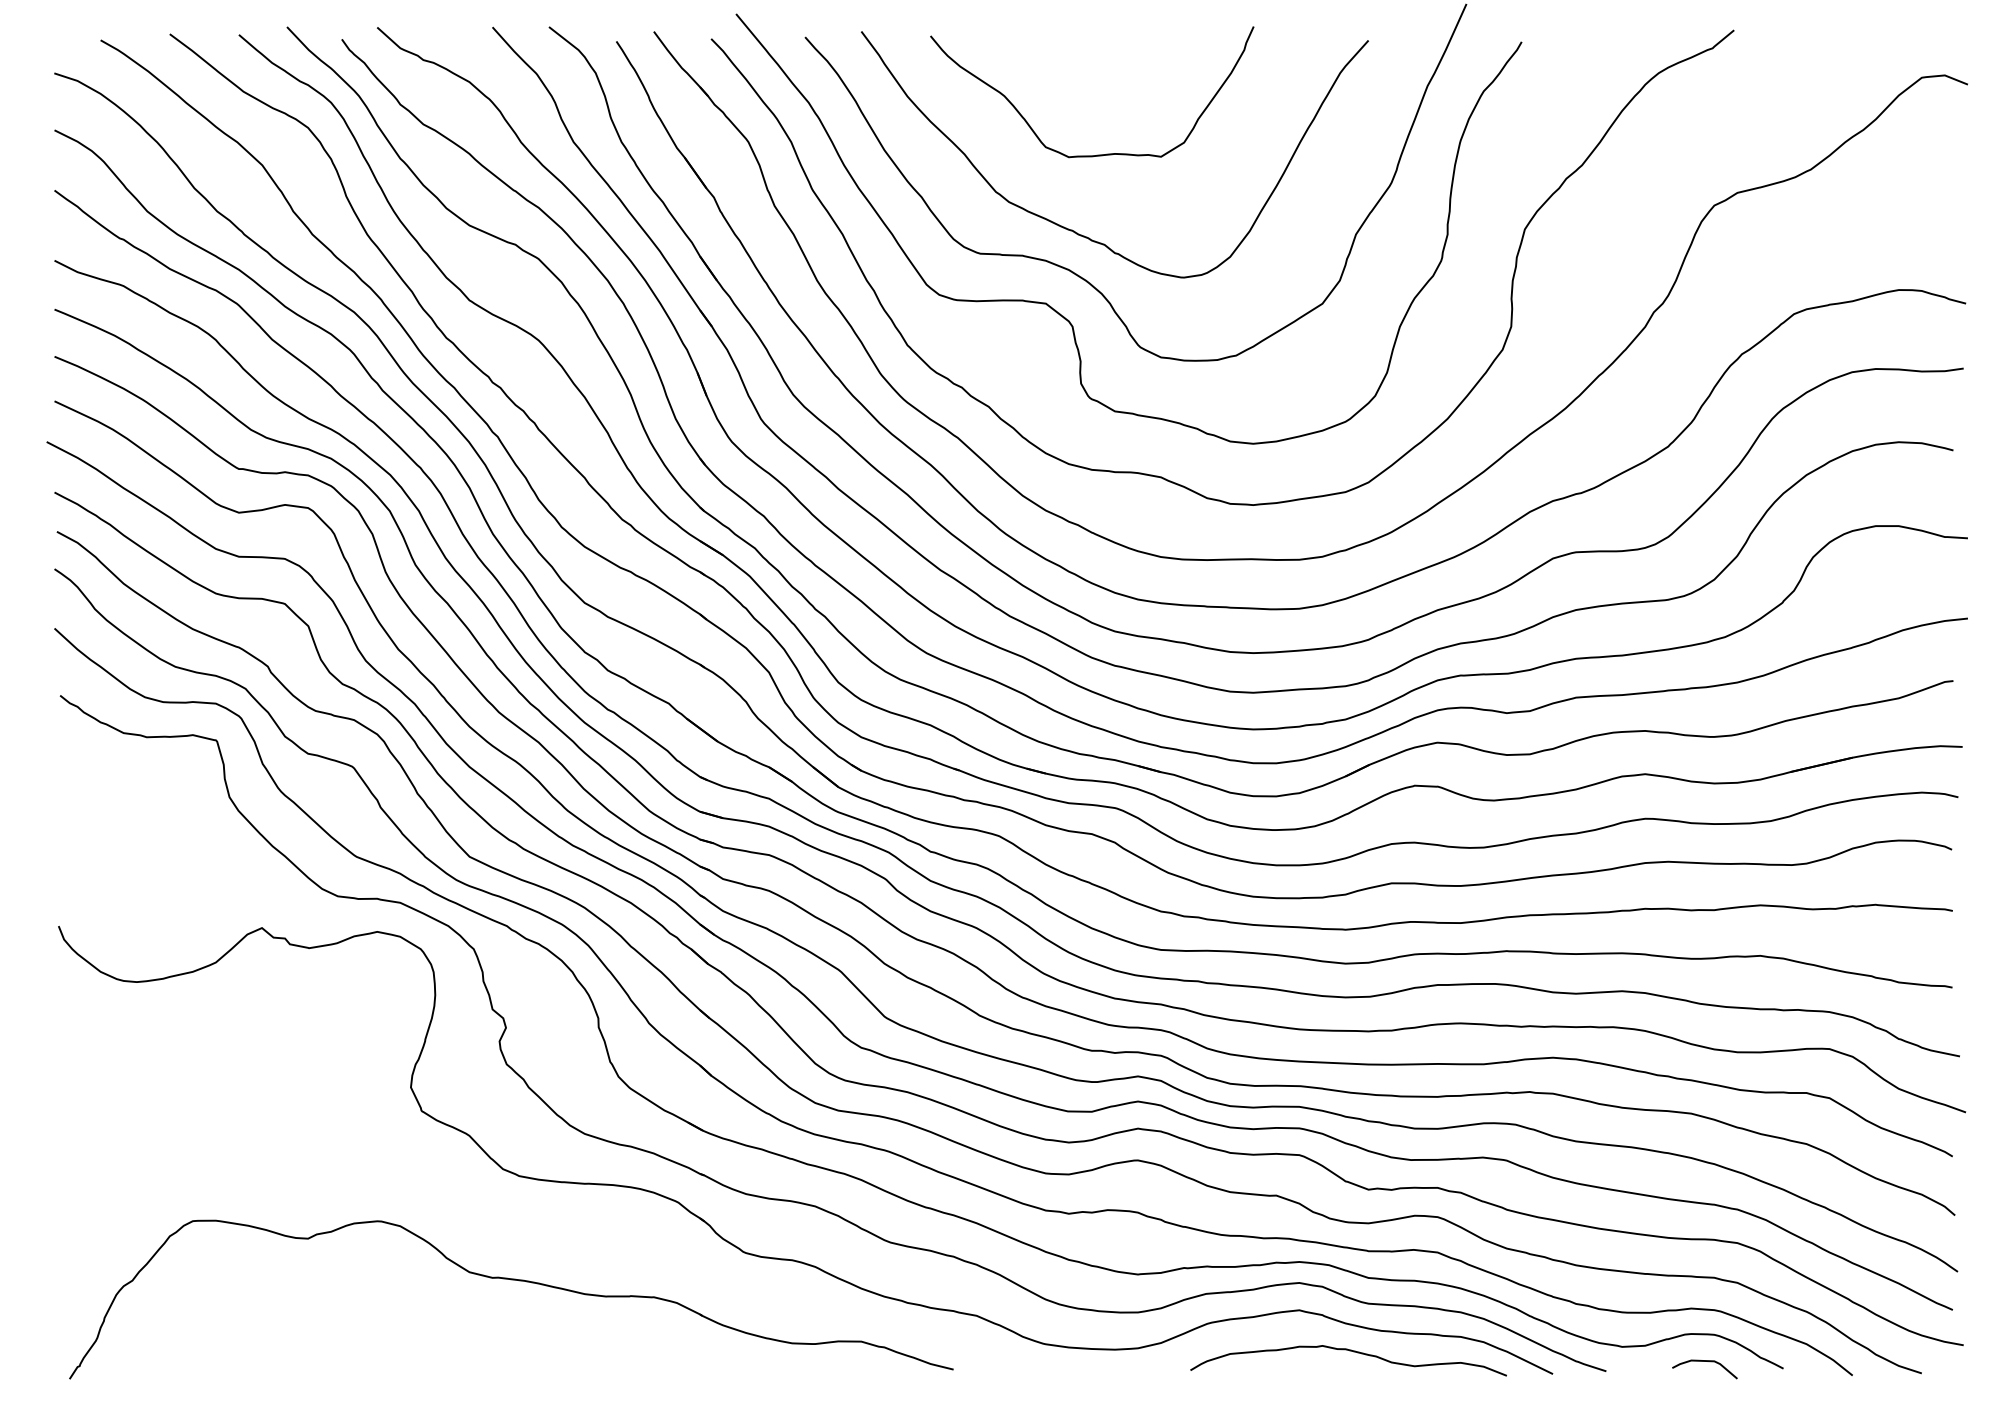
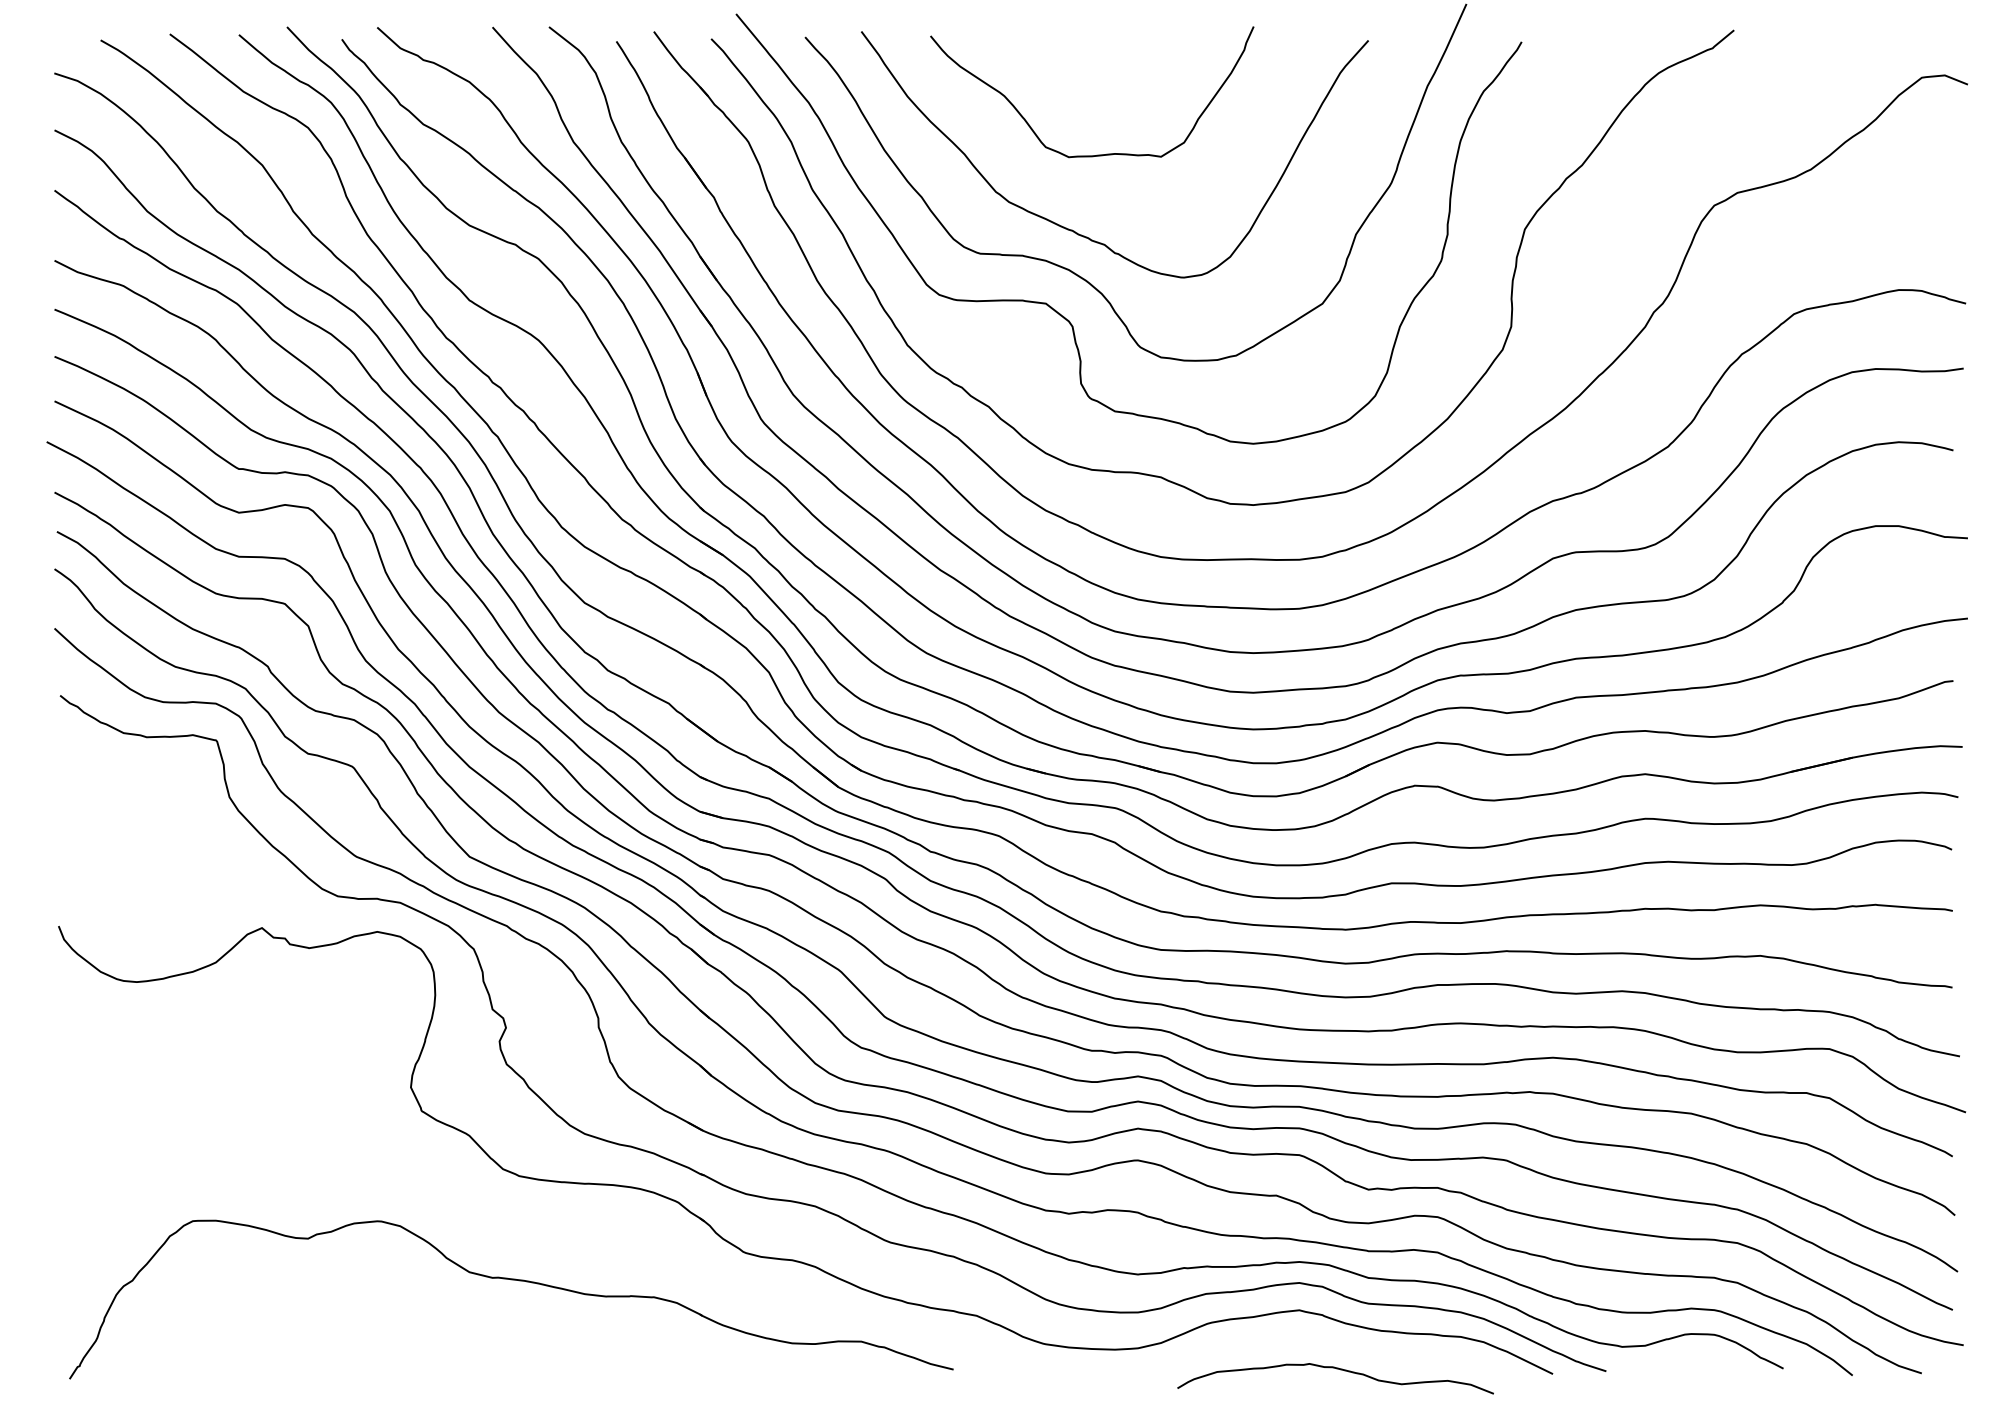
curve position: (1349, 1351) -> (1336, 1369) (1336, 1369)
curve: present -> none (1704, 1361)
